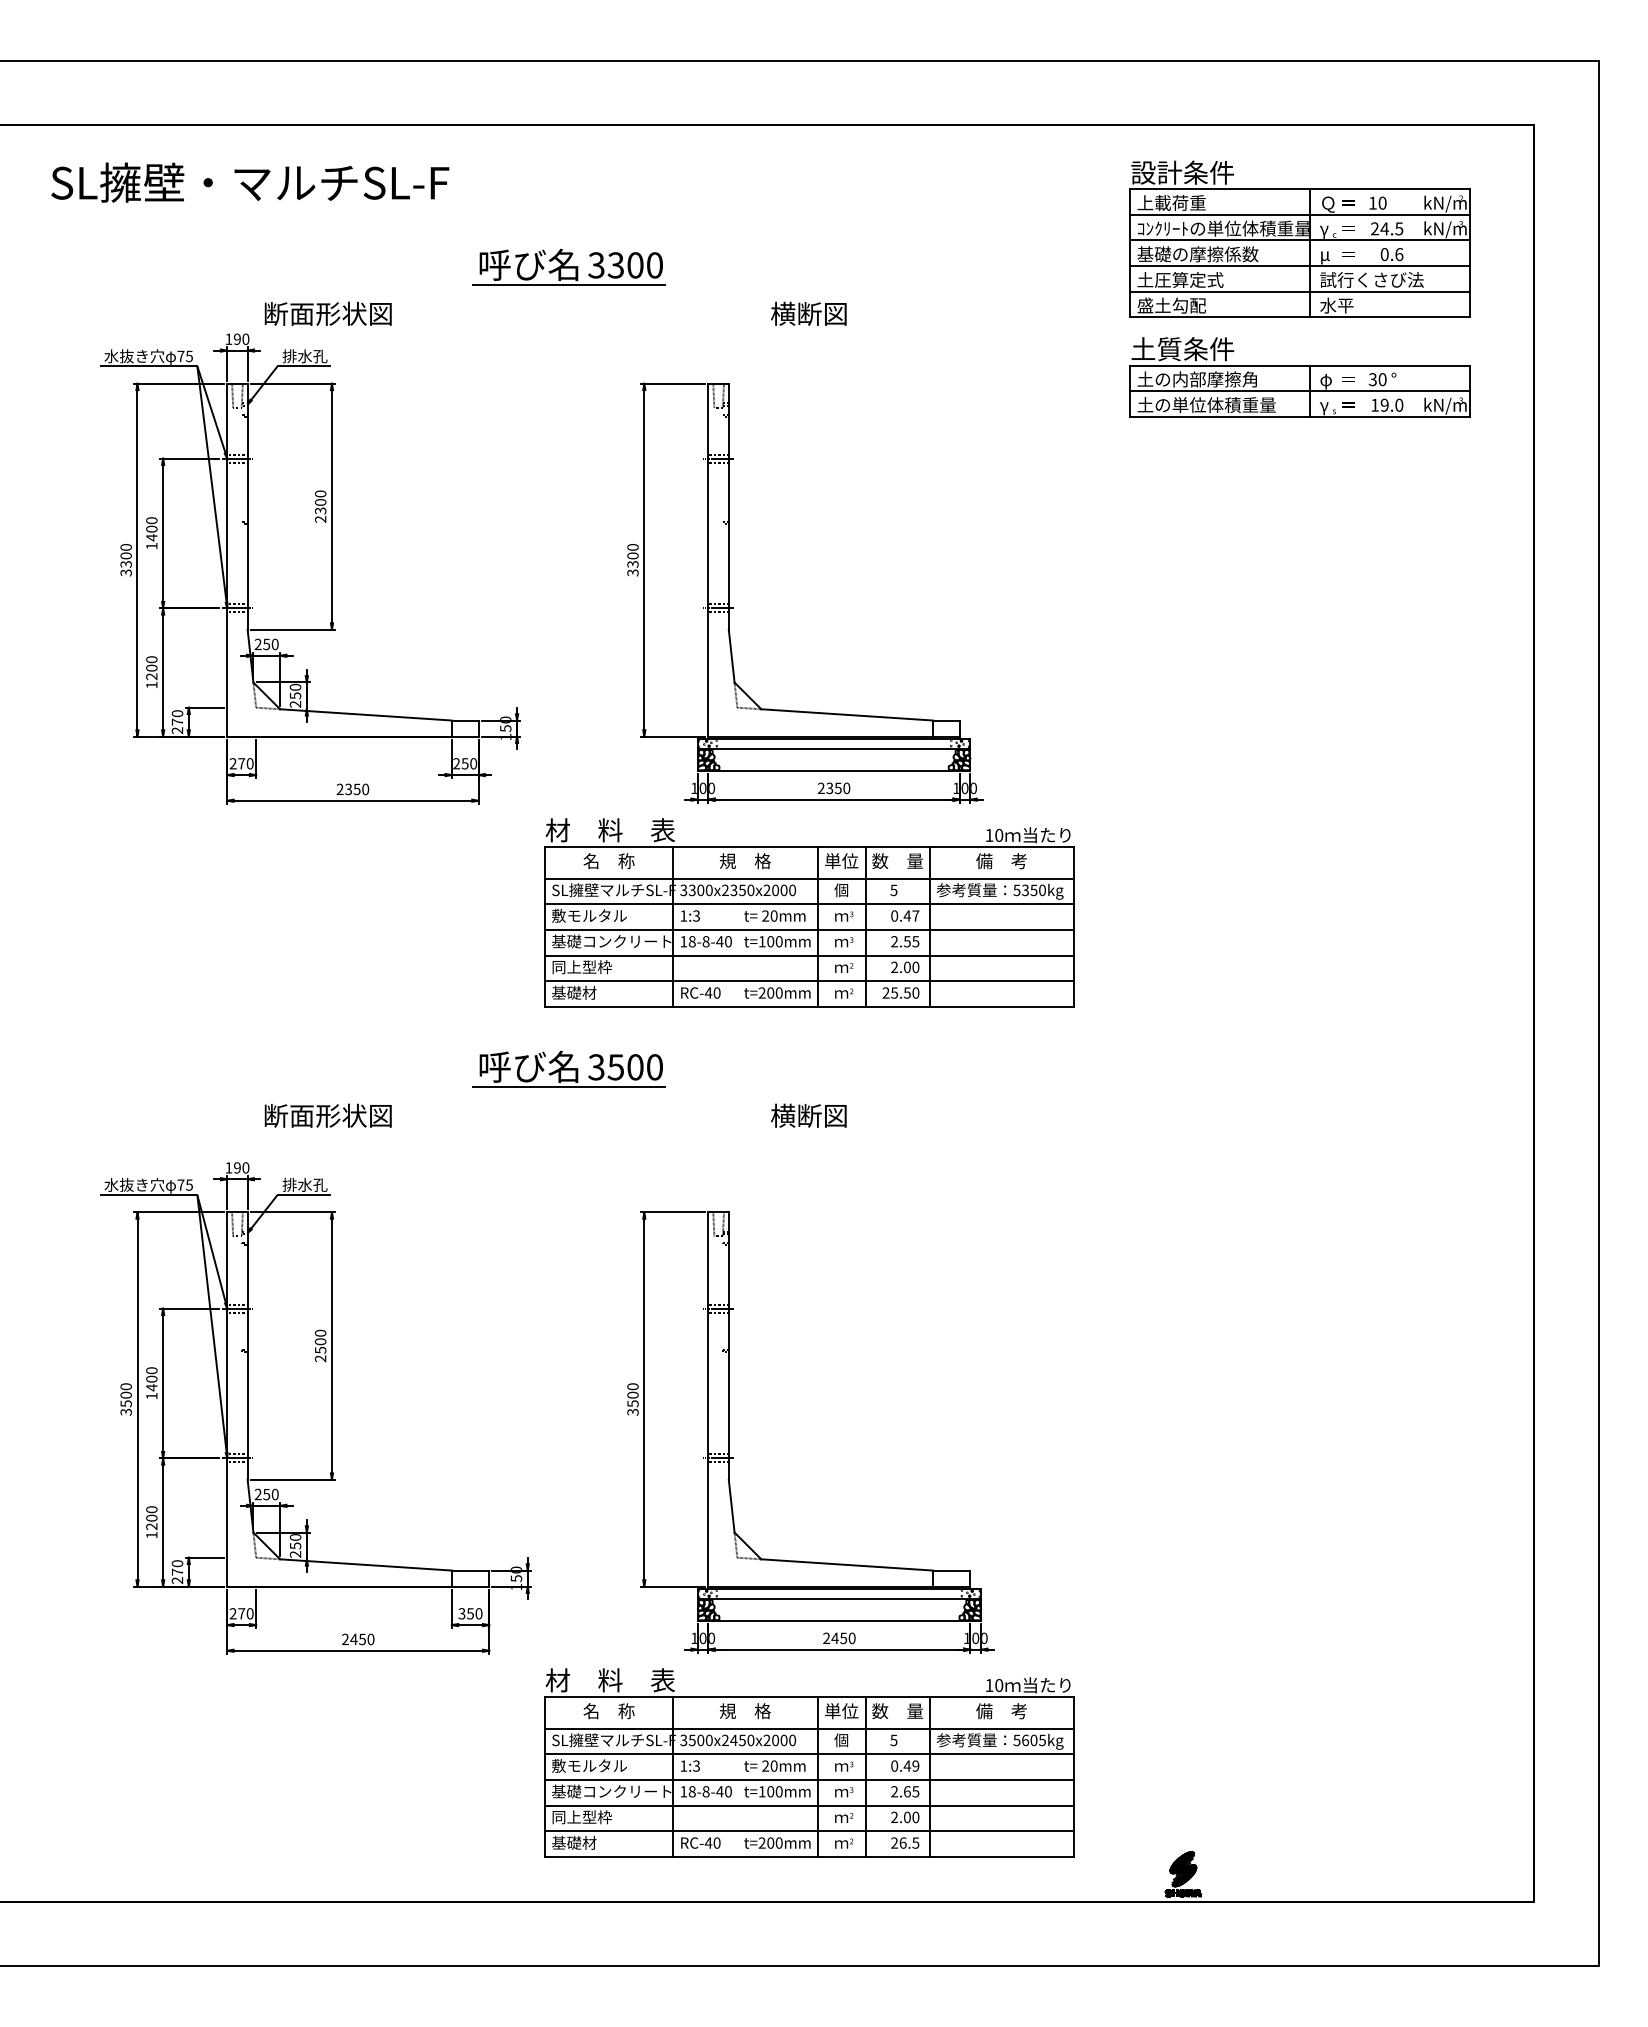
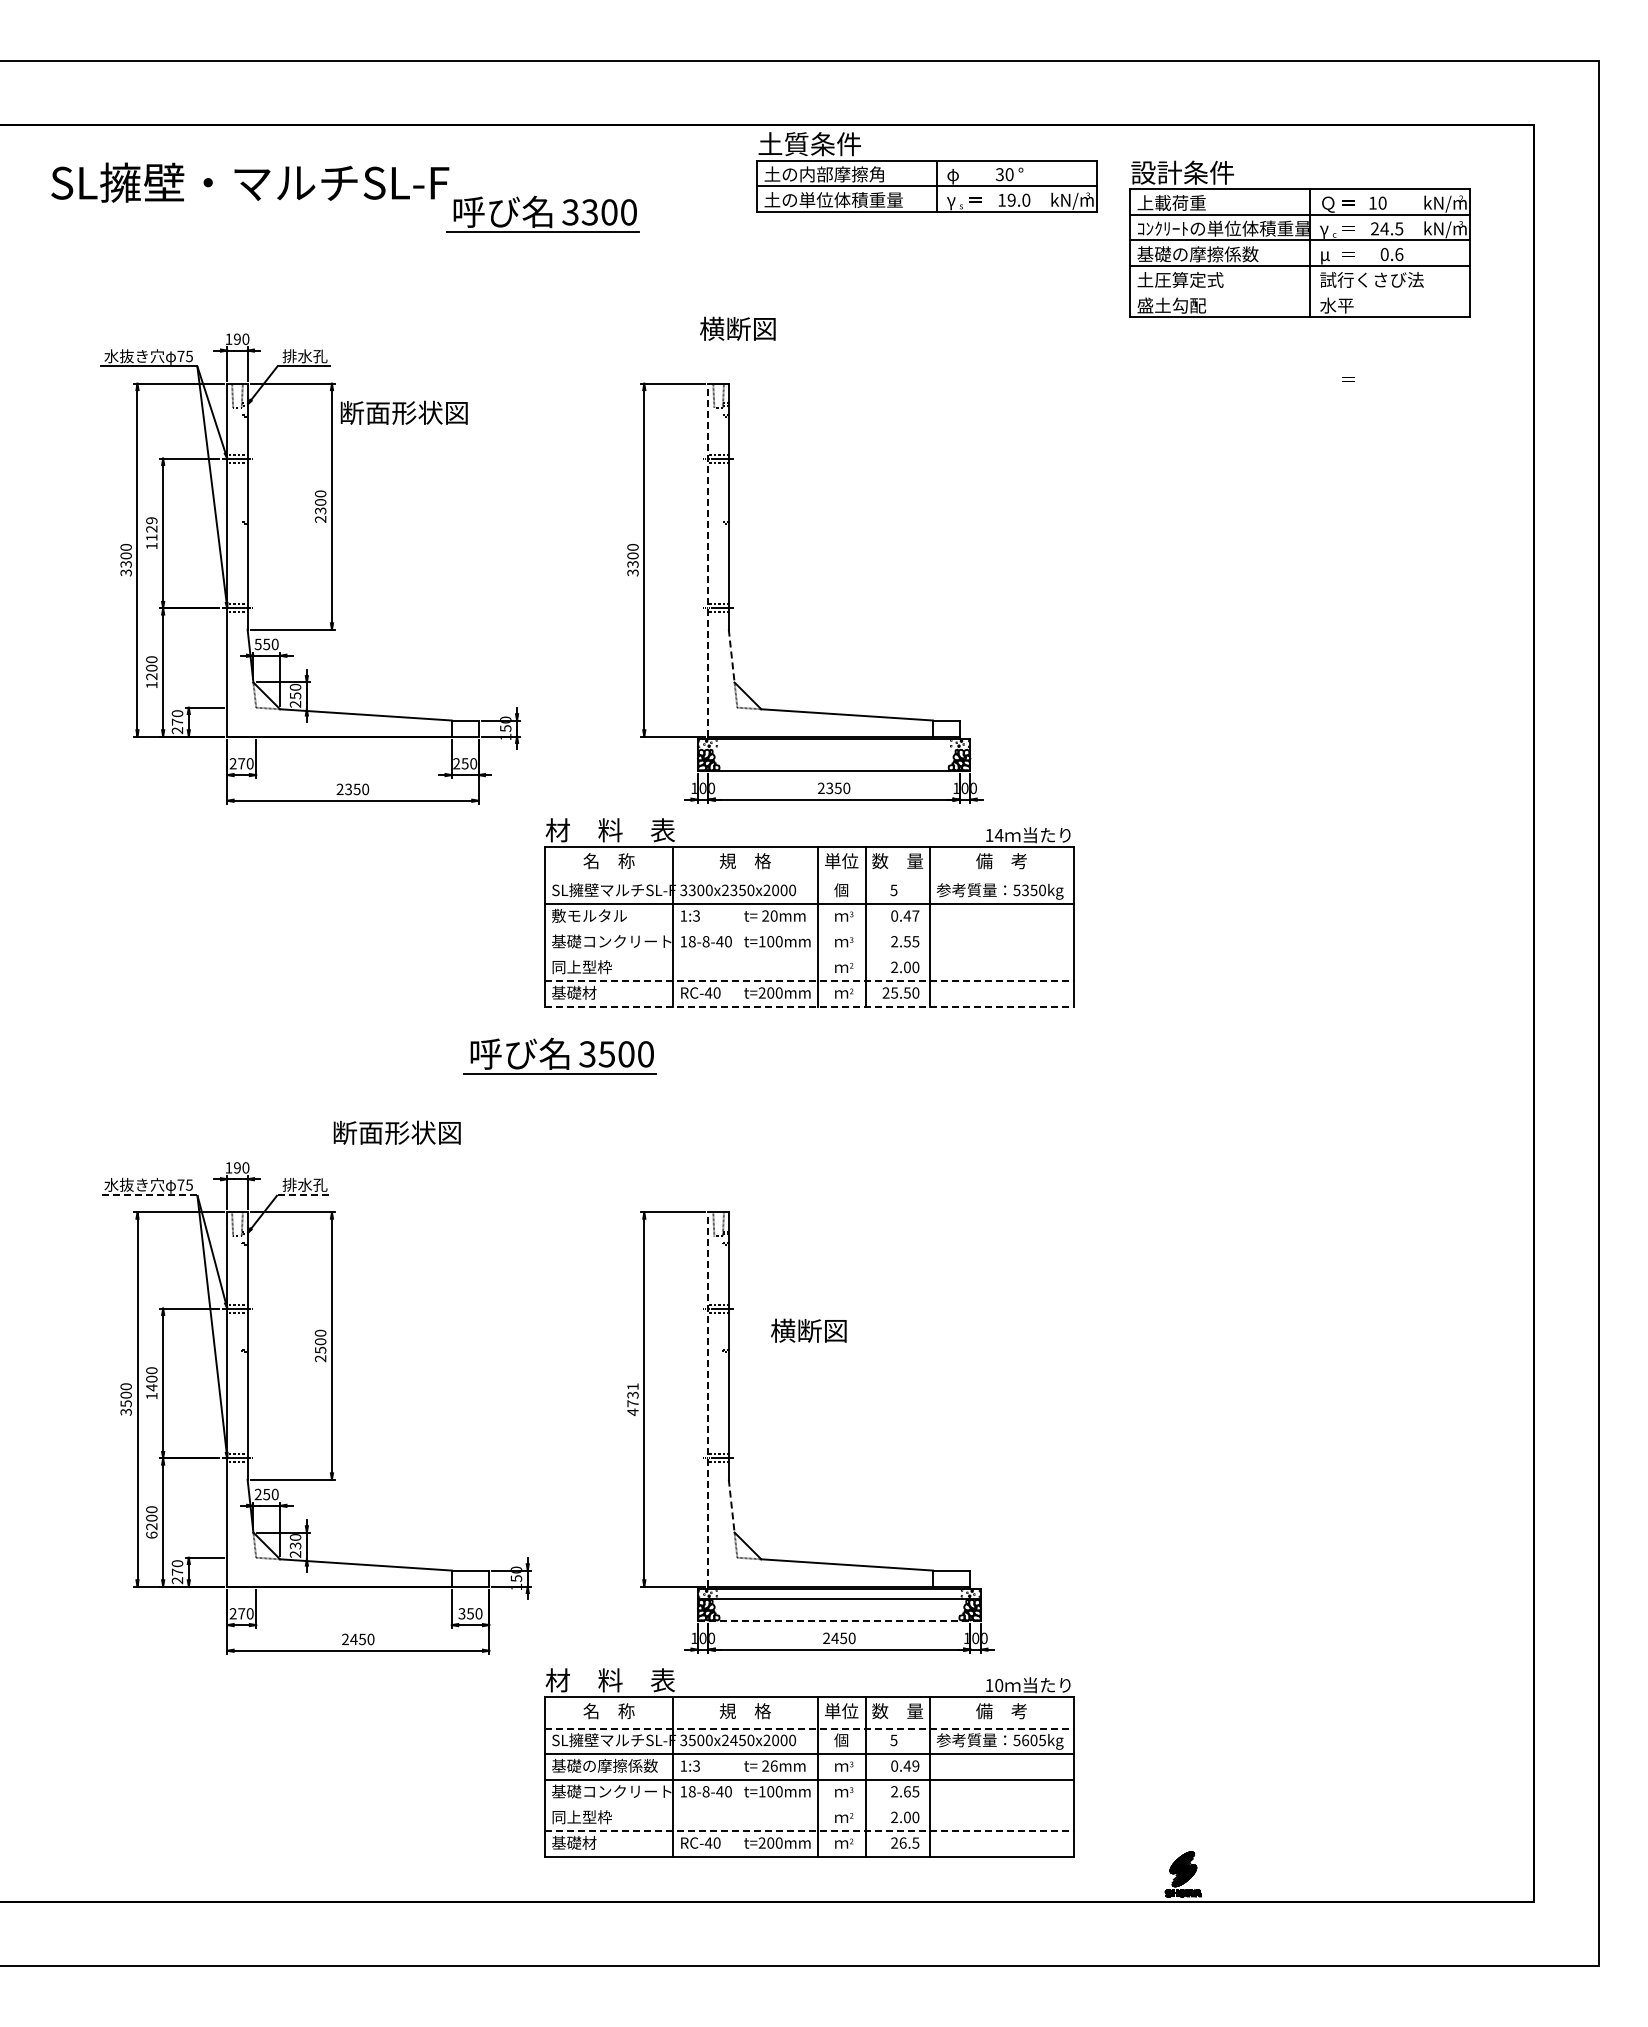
part position: (568, 266) -> (542, 213) (542, 213)
line: present -> none (1300, 291)
text position: (327, 313) -> (403, 412) (403, 412)
text position: (808, 313) -> (737, 328) (737, 328)
part position: (1299, 377) -> (926, 172) (926, 172)
text: 1400 -> 1129 (151, 529)
line: solid -> dashed (708, 559)
text: 250 -> 550 (257, 644)
line: solid -> dashed (731, 656)
line: present -> none (833, 749)
text: 10 -> 14 (998, 834)
line: present -> none (809, 878)
line: present -> none (809, 930)
line: present -> none (809, 955)
line: solid -> dashed (809, 981)
line: solid -> dashed (809, 1007)
part position: (568, 1068) -> (559, 1055) (559, 1055)
text position: (327, 1115) -> (396, 1132) (396, 1132)
text position: (808, 1115) -> (808, 1330) (808, 1330)
line: solid -> dashed (148, 1195)
line: solid -> dashed (304, 1195)
line: solid -> dashed (708, 1398)
text: 3500 -> 4731 (632, 1399)
line: solid -> dashed (731, 1506)
text: 1200 -> 6200 (151, 1534)
text: 250 -> 230 (294, 1545)
line: solid -> dashed (839, 1620)
line: solid -> dashed (809, 1728)
text: 敷モルタル -> 基礎の摩擦係数 (604, 1765)
text: 20mm -> 26mm (773, 1765)
line: present -> none (809, 1805)
line: solid -> dashed (809, 1831)
